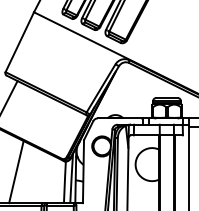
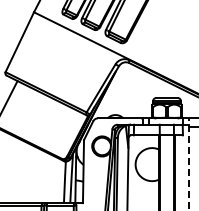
line: solid -> dashed (188, 164)
line: present -> none (16, 172)
